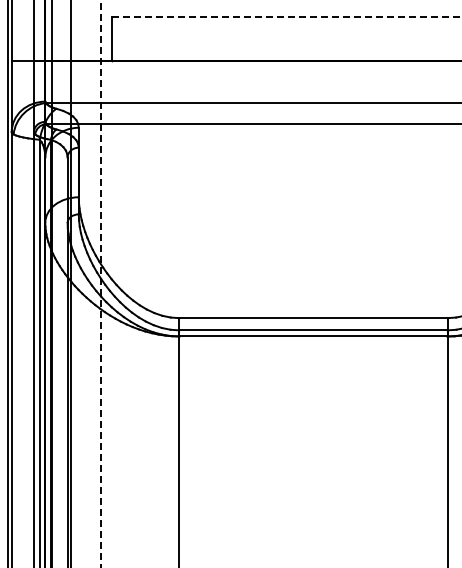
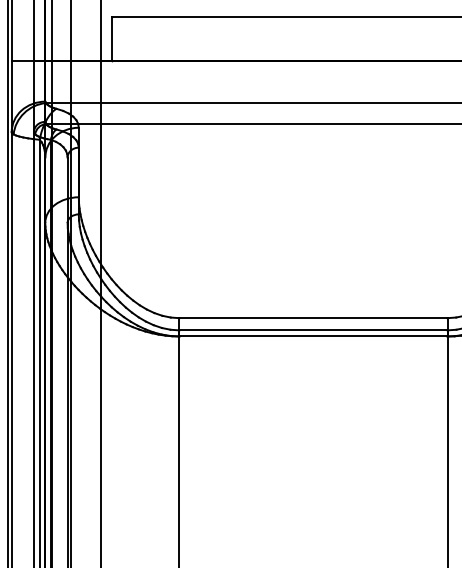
line: dashed -> solid (287, 16)
line: dashed -> solid (101, 284)
